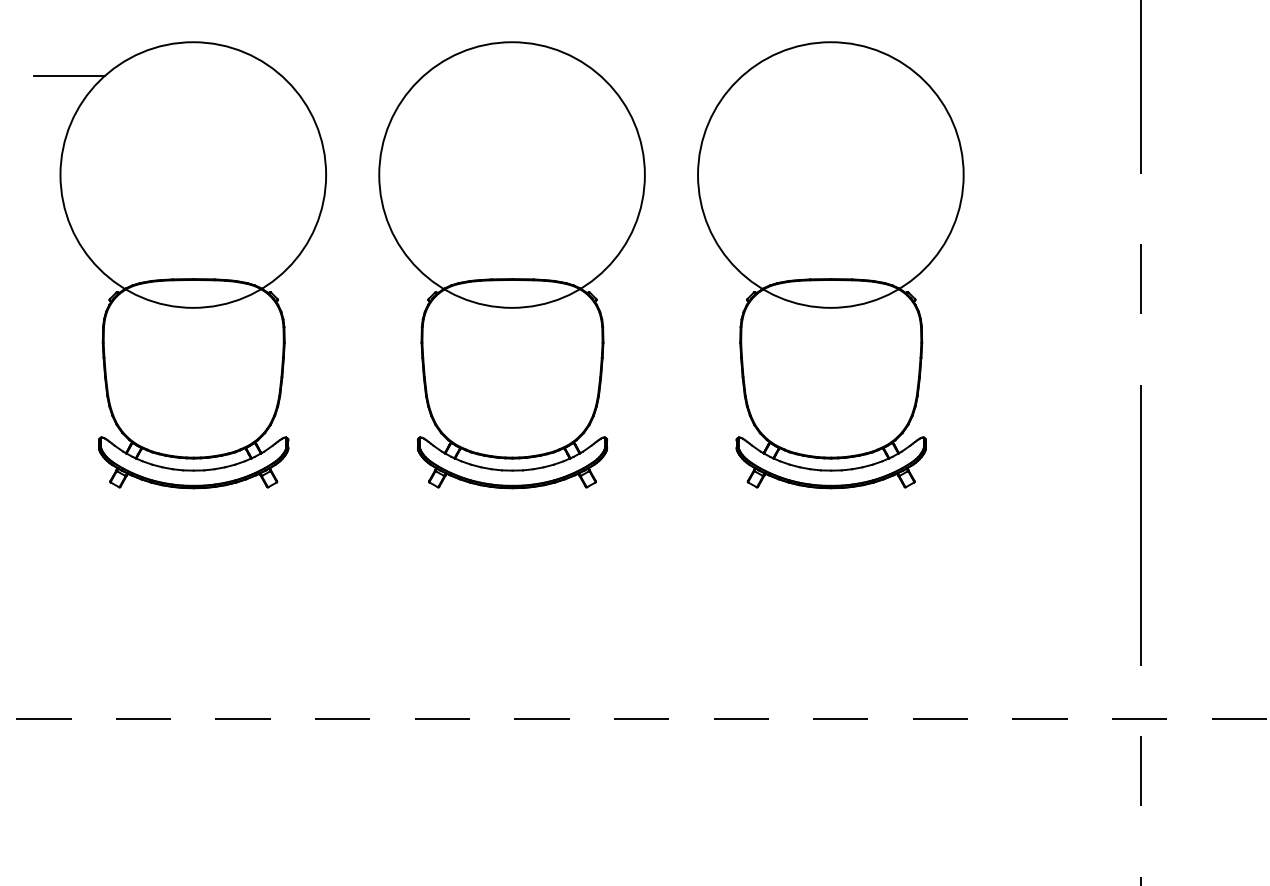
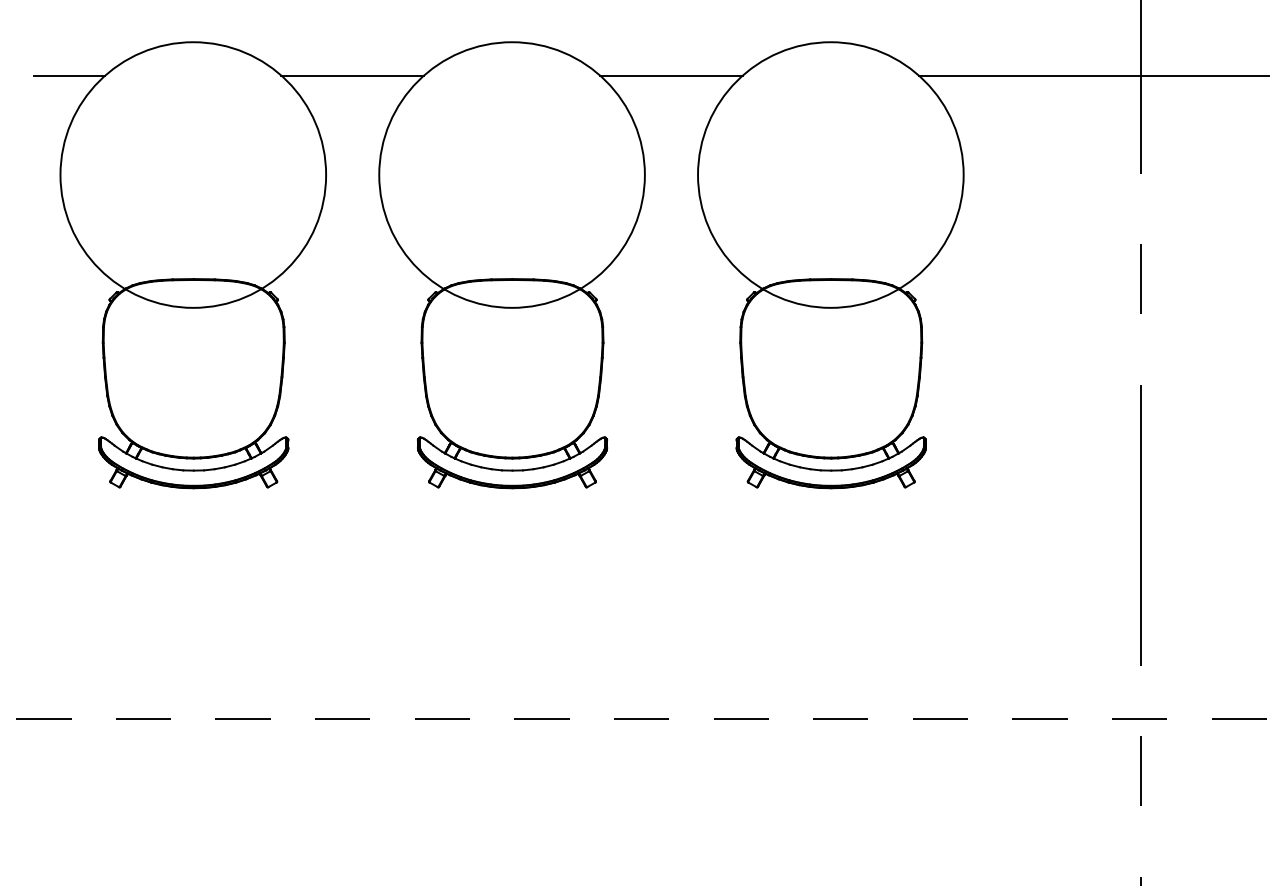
line: none -> present (352, 75)
line: none -> present (671, 75)
line: none -> present (1092, 75)
